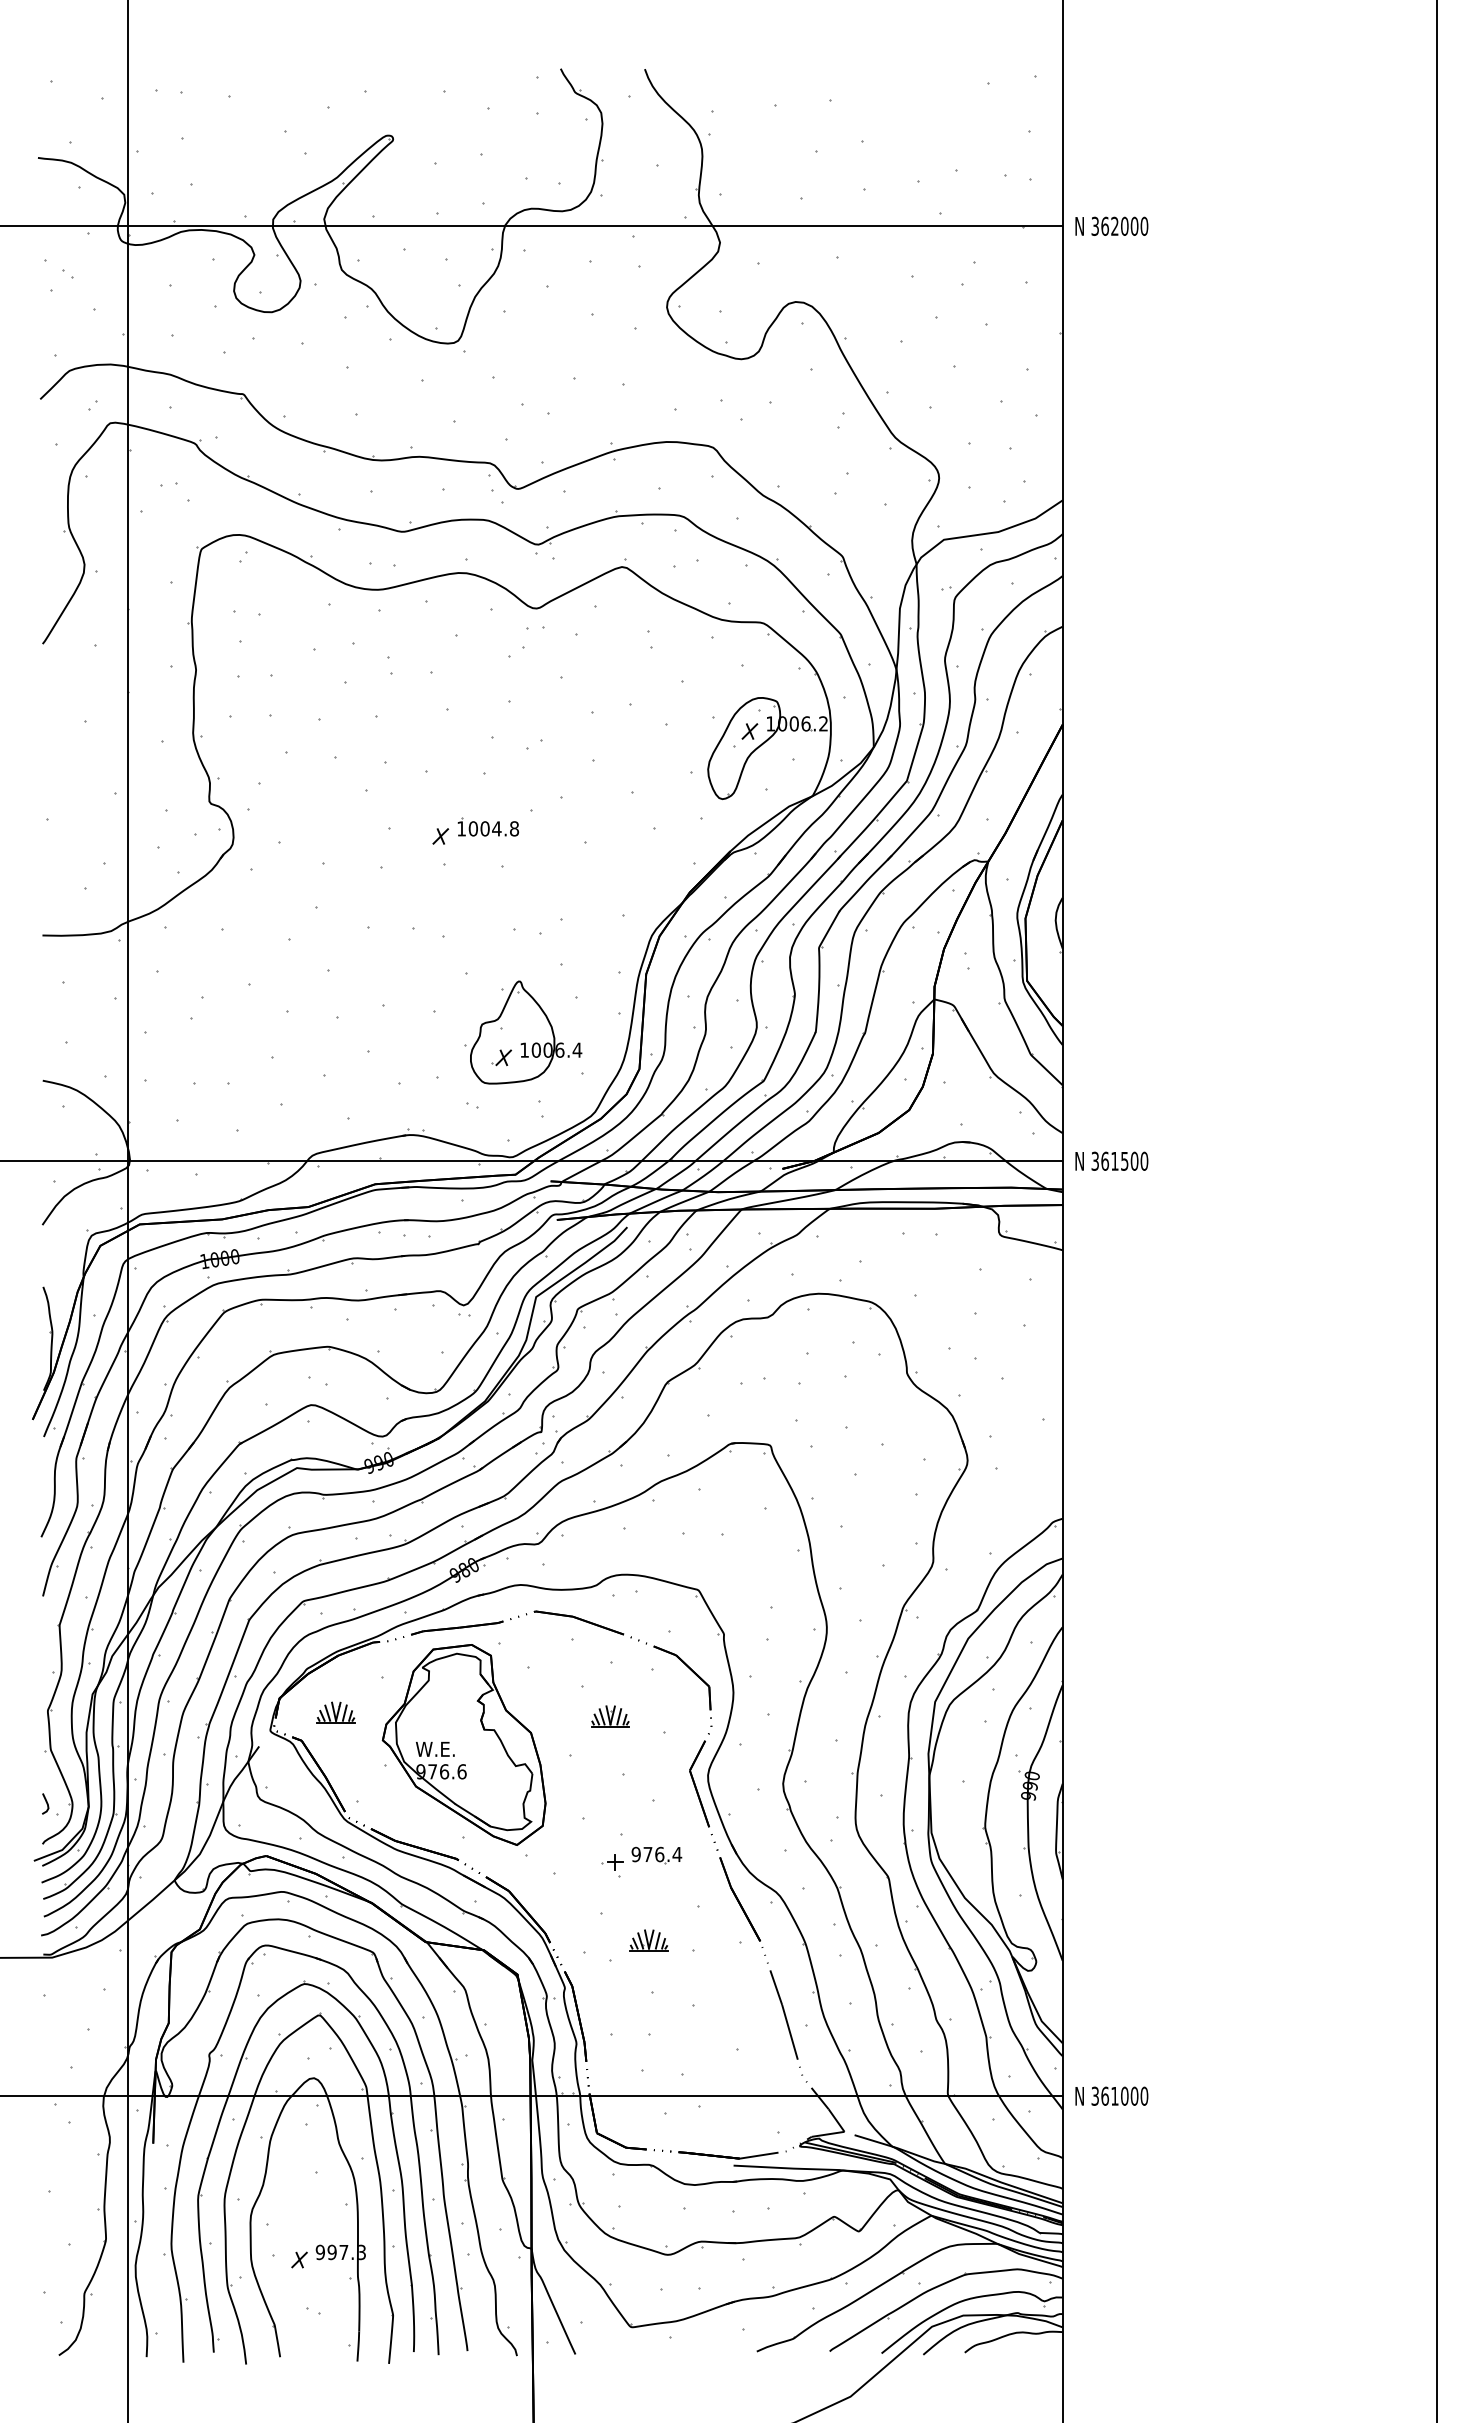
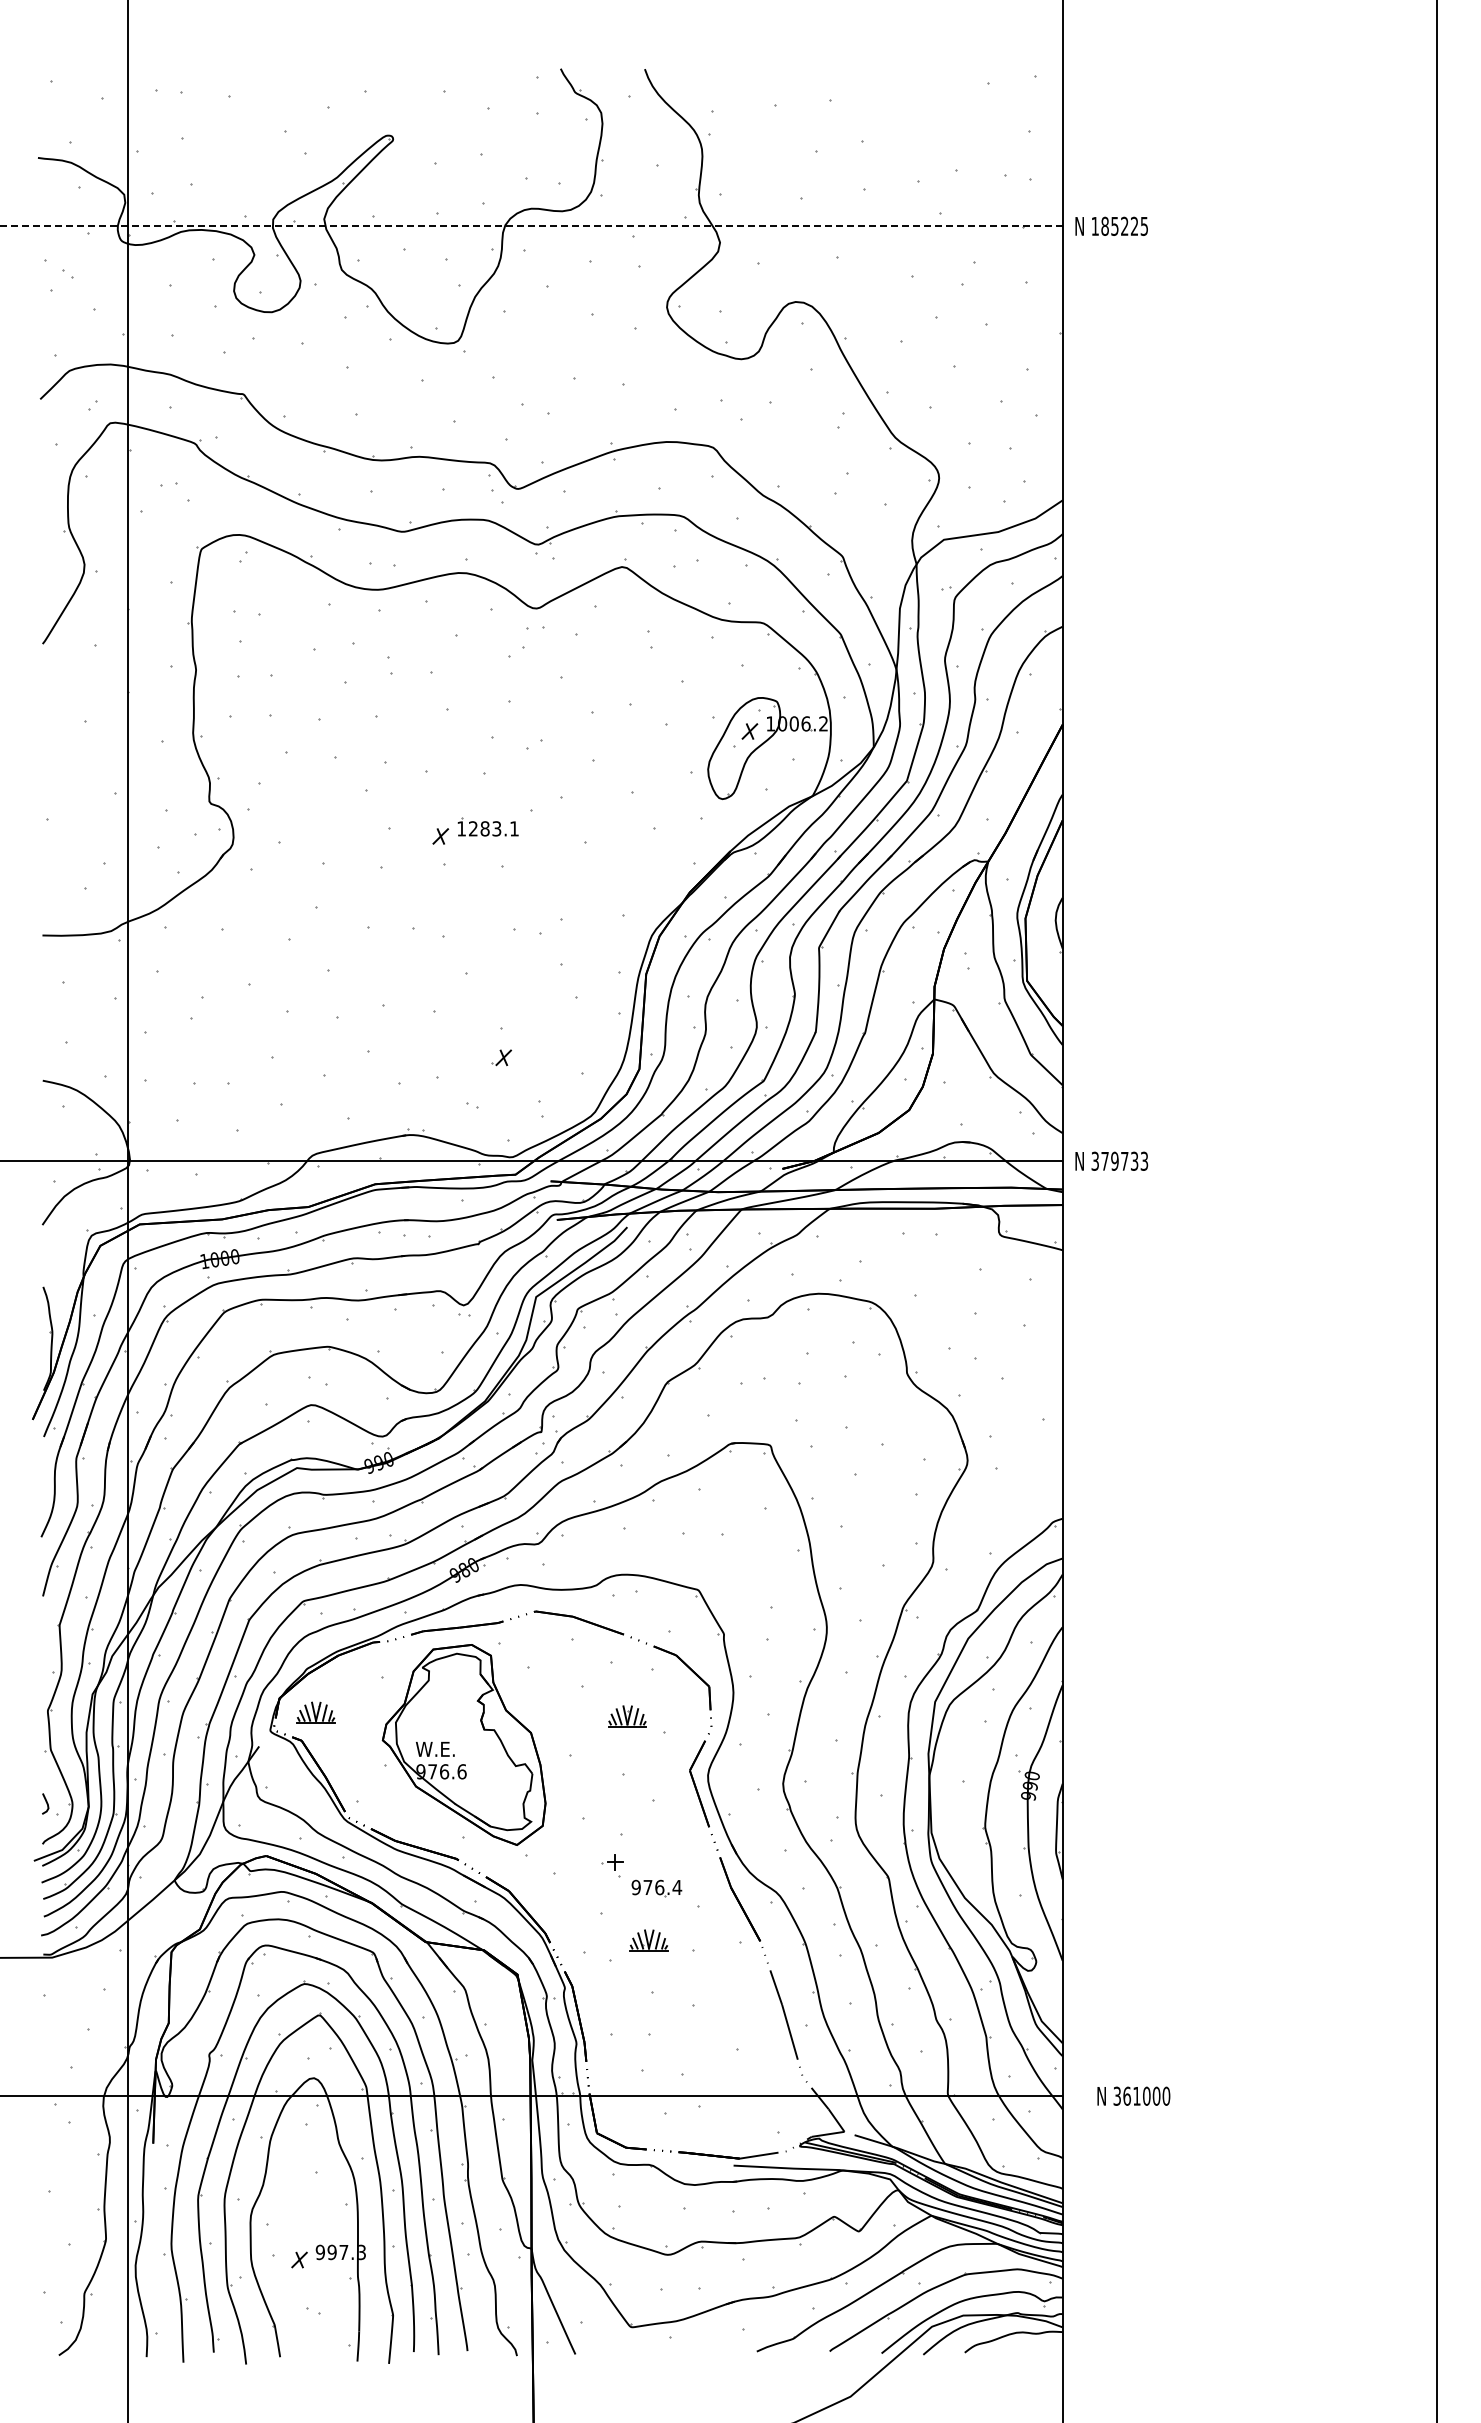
text: 362000 -> 185225 (1119, 225)
line: solid -> dashed (531, 226)
text: 1004.8 -> 1283.1 (493, 828)
part: present -> none (523, 1032)
text: 361500 -> 379733 (1124, 1160)
part position: (335, 1712) -> (315, 1712) (315, 1712)
part position: (610, 1716) -> (627, 1716) (627, 1716)
part position: (656, 1855) -> (656, 1888) (656, 1888)
text position: (1111, 2095) -> (1133, 2095) (1133, 2095)
